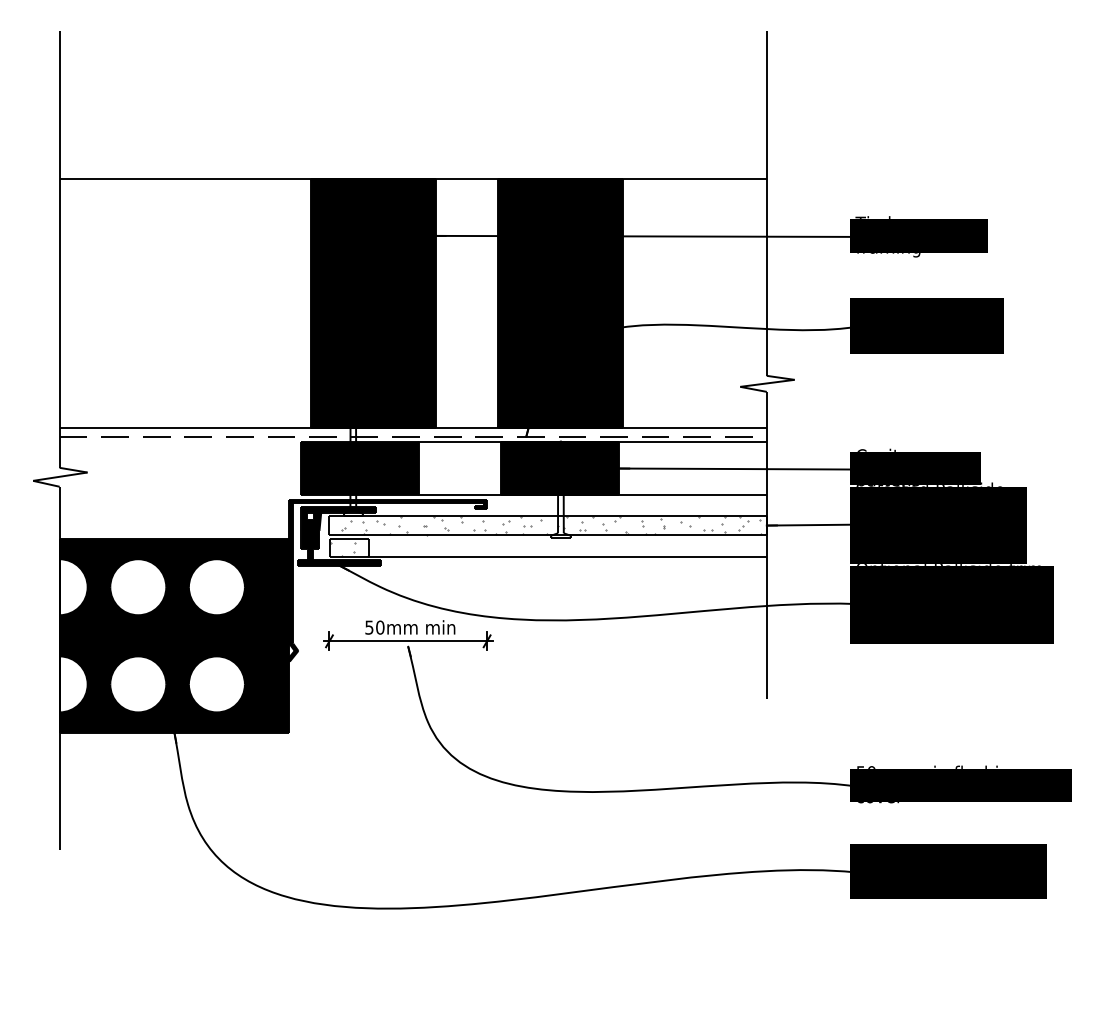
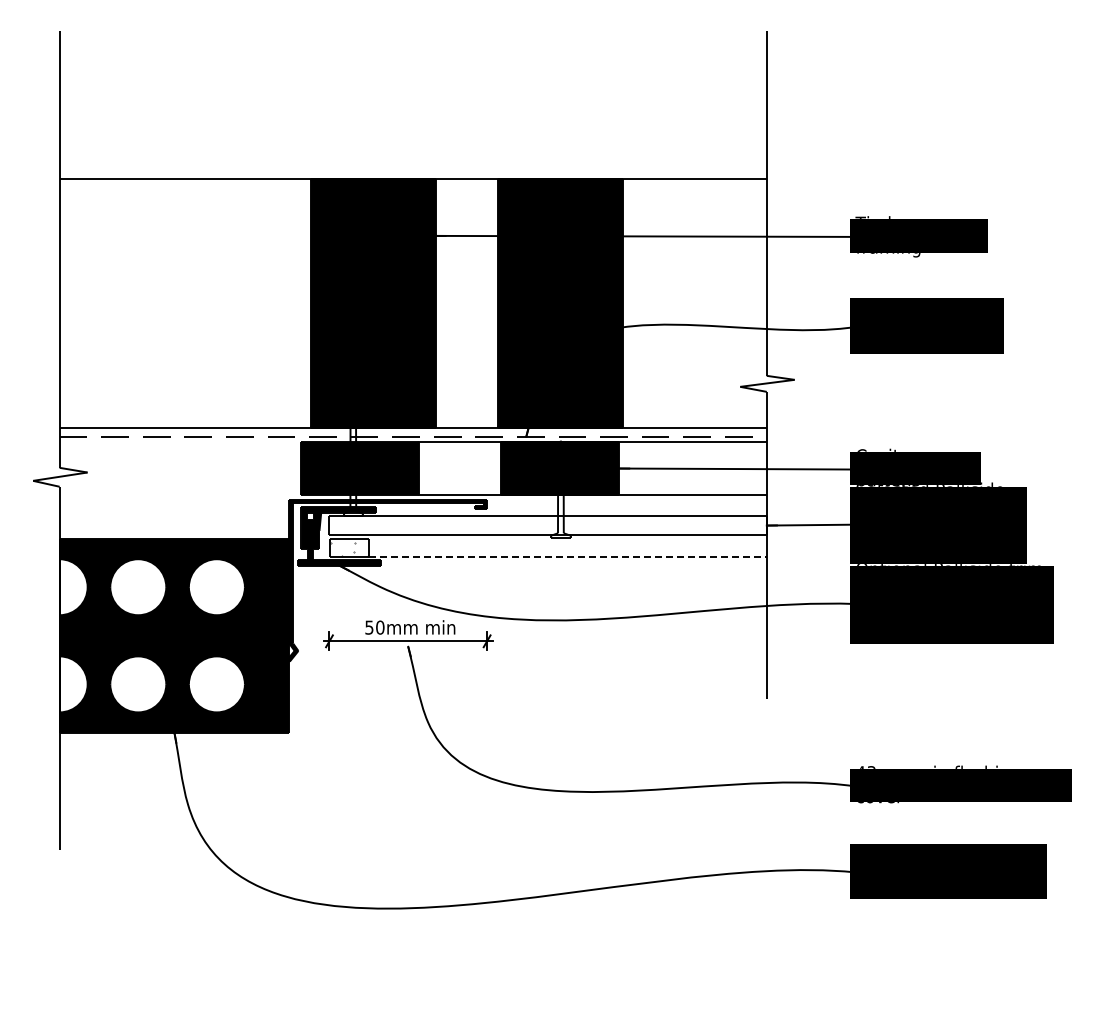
hatch: present -> none (553, 525)
line: solid -> dashed (567, 556)
text: 50mm -> 43mm (865, 767)
